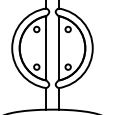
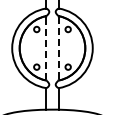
line: solid -> dashed (46, 48)
line: solid -> dashed (58, 48)
